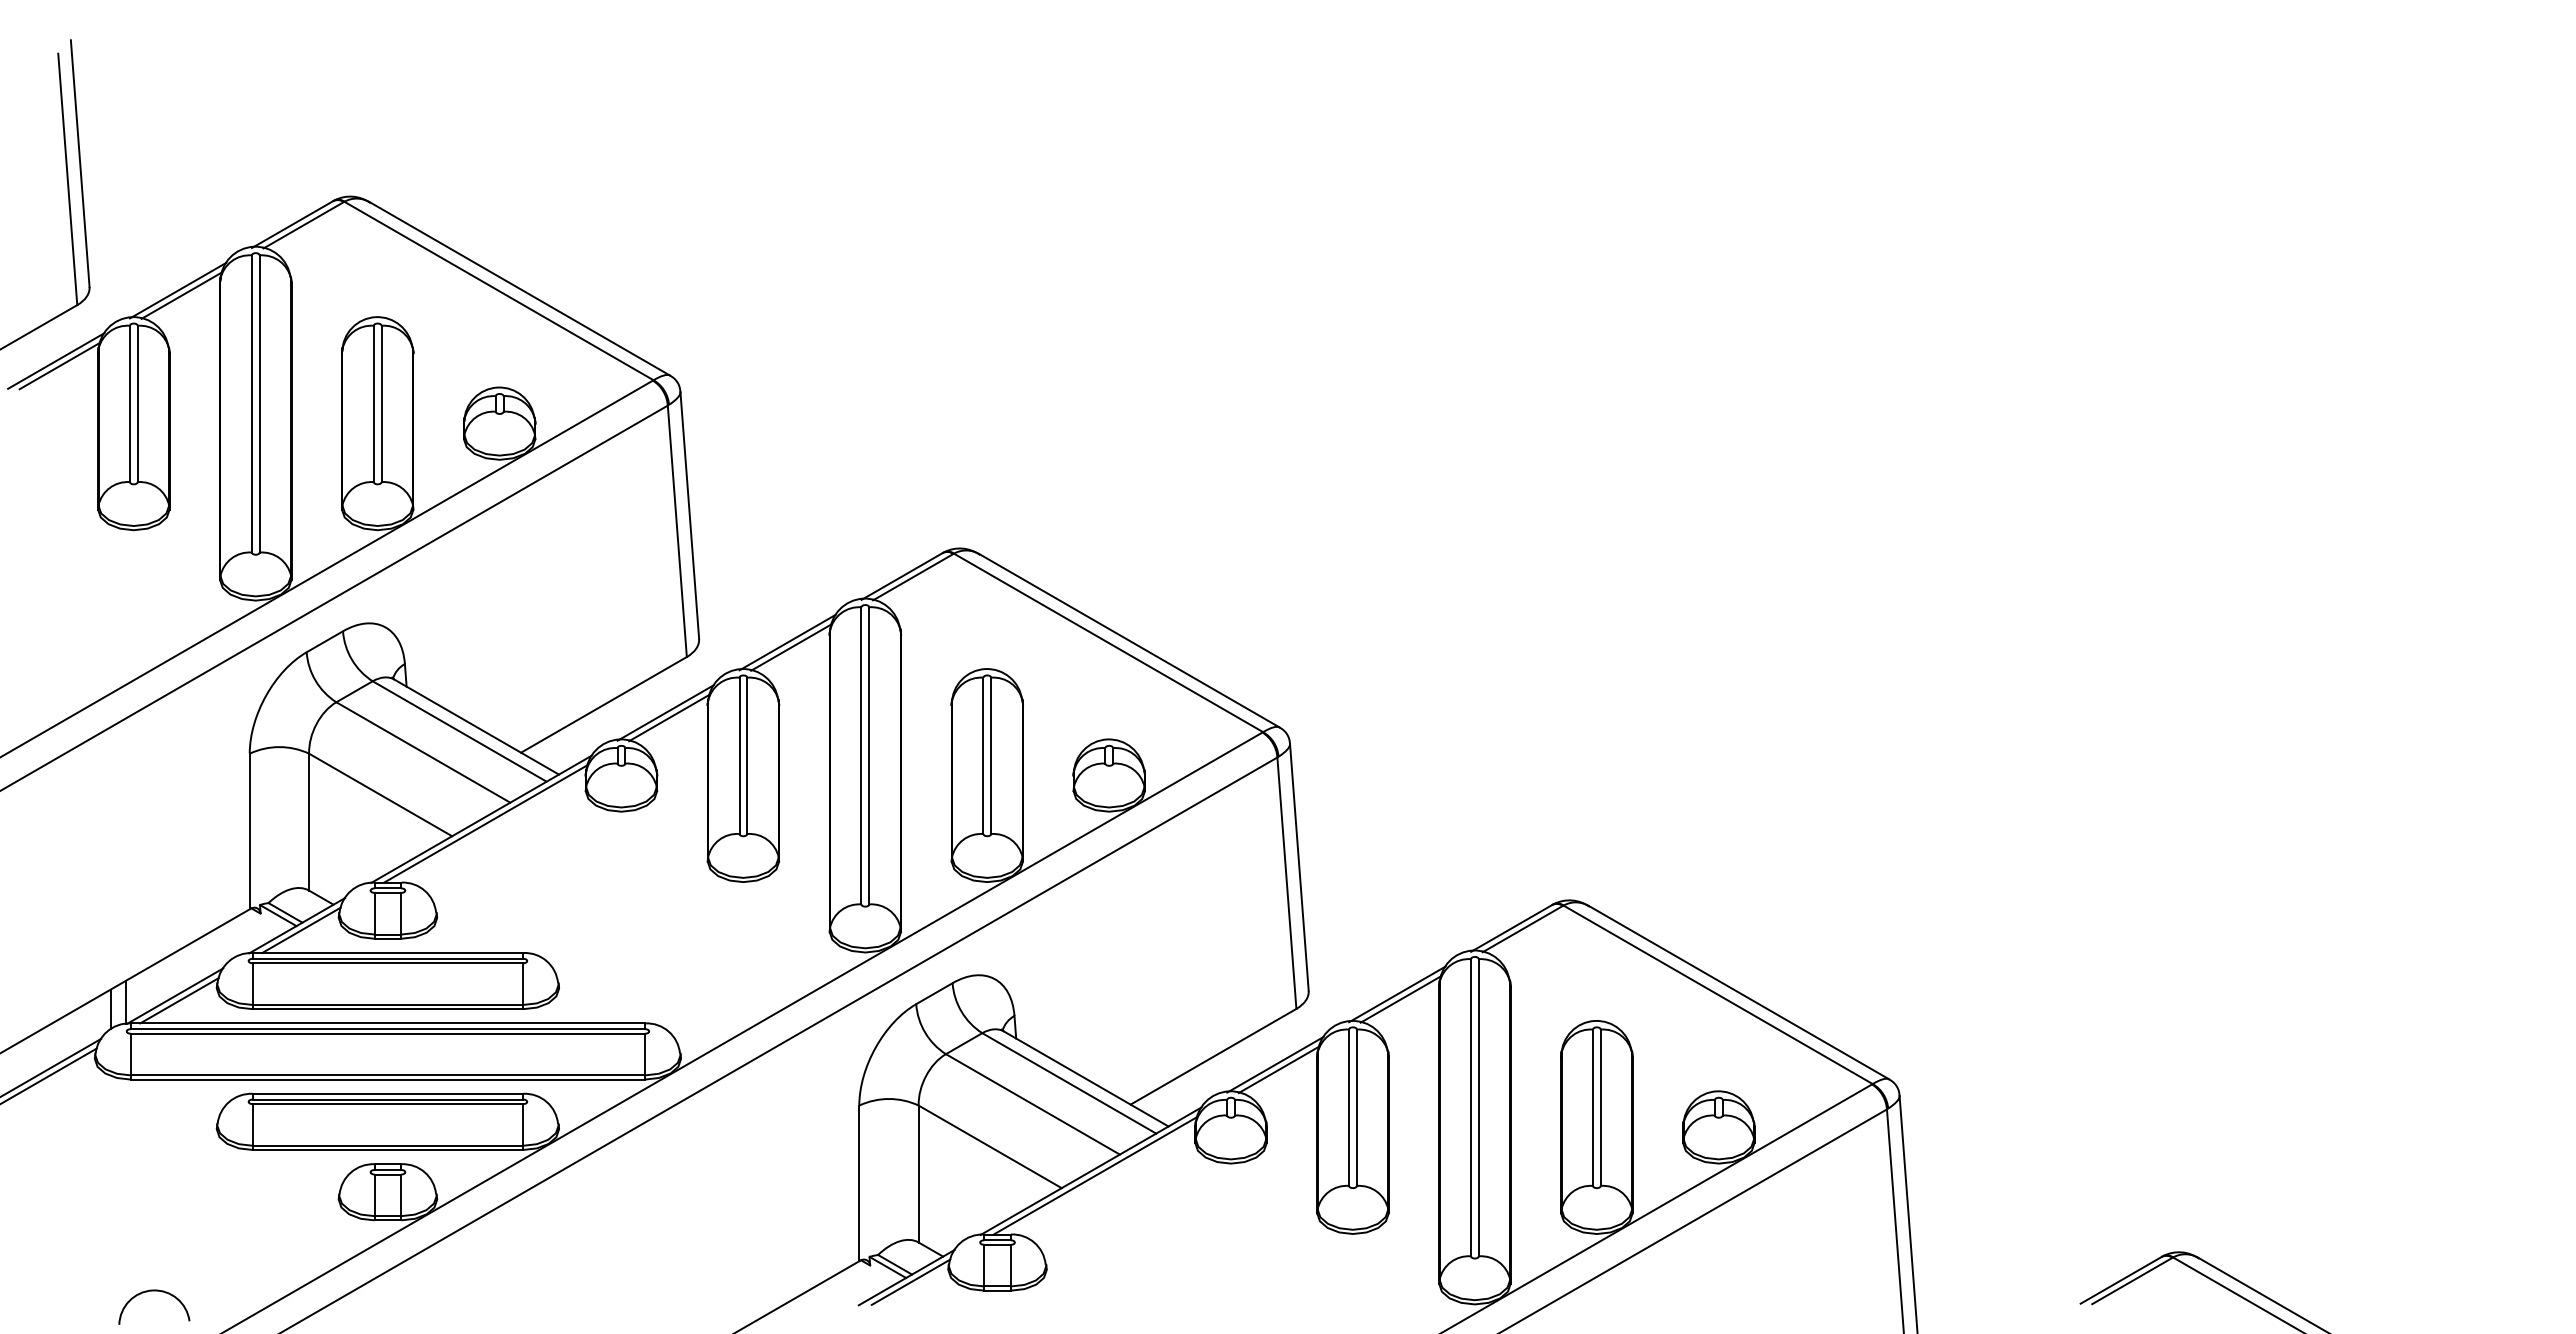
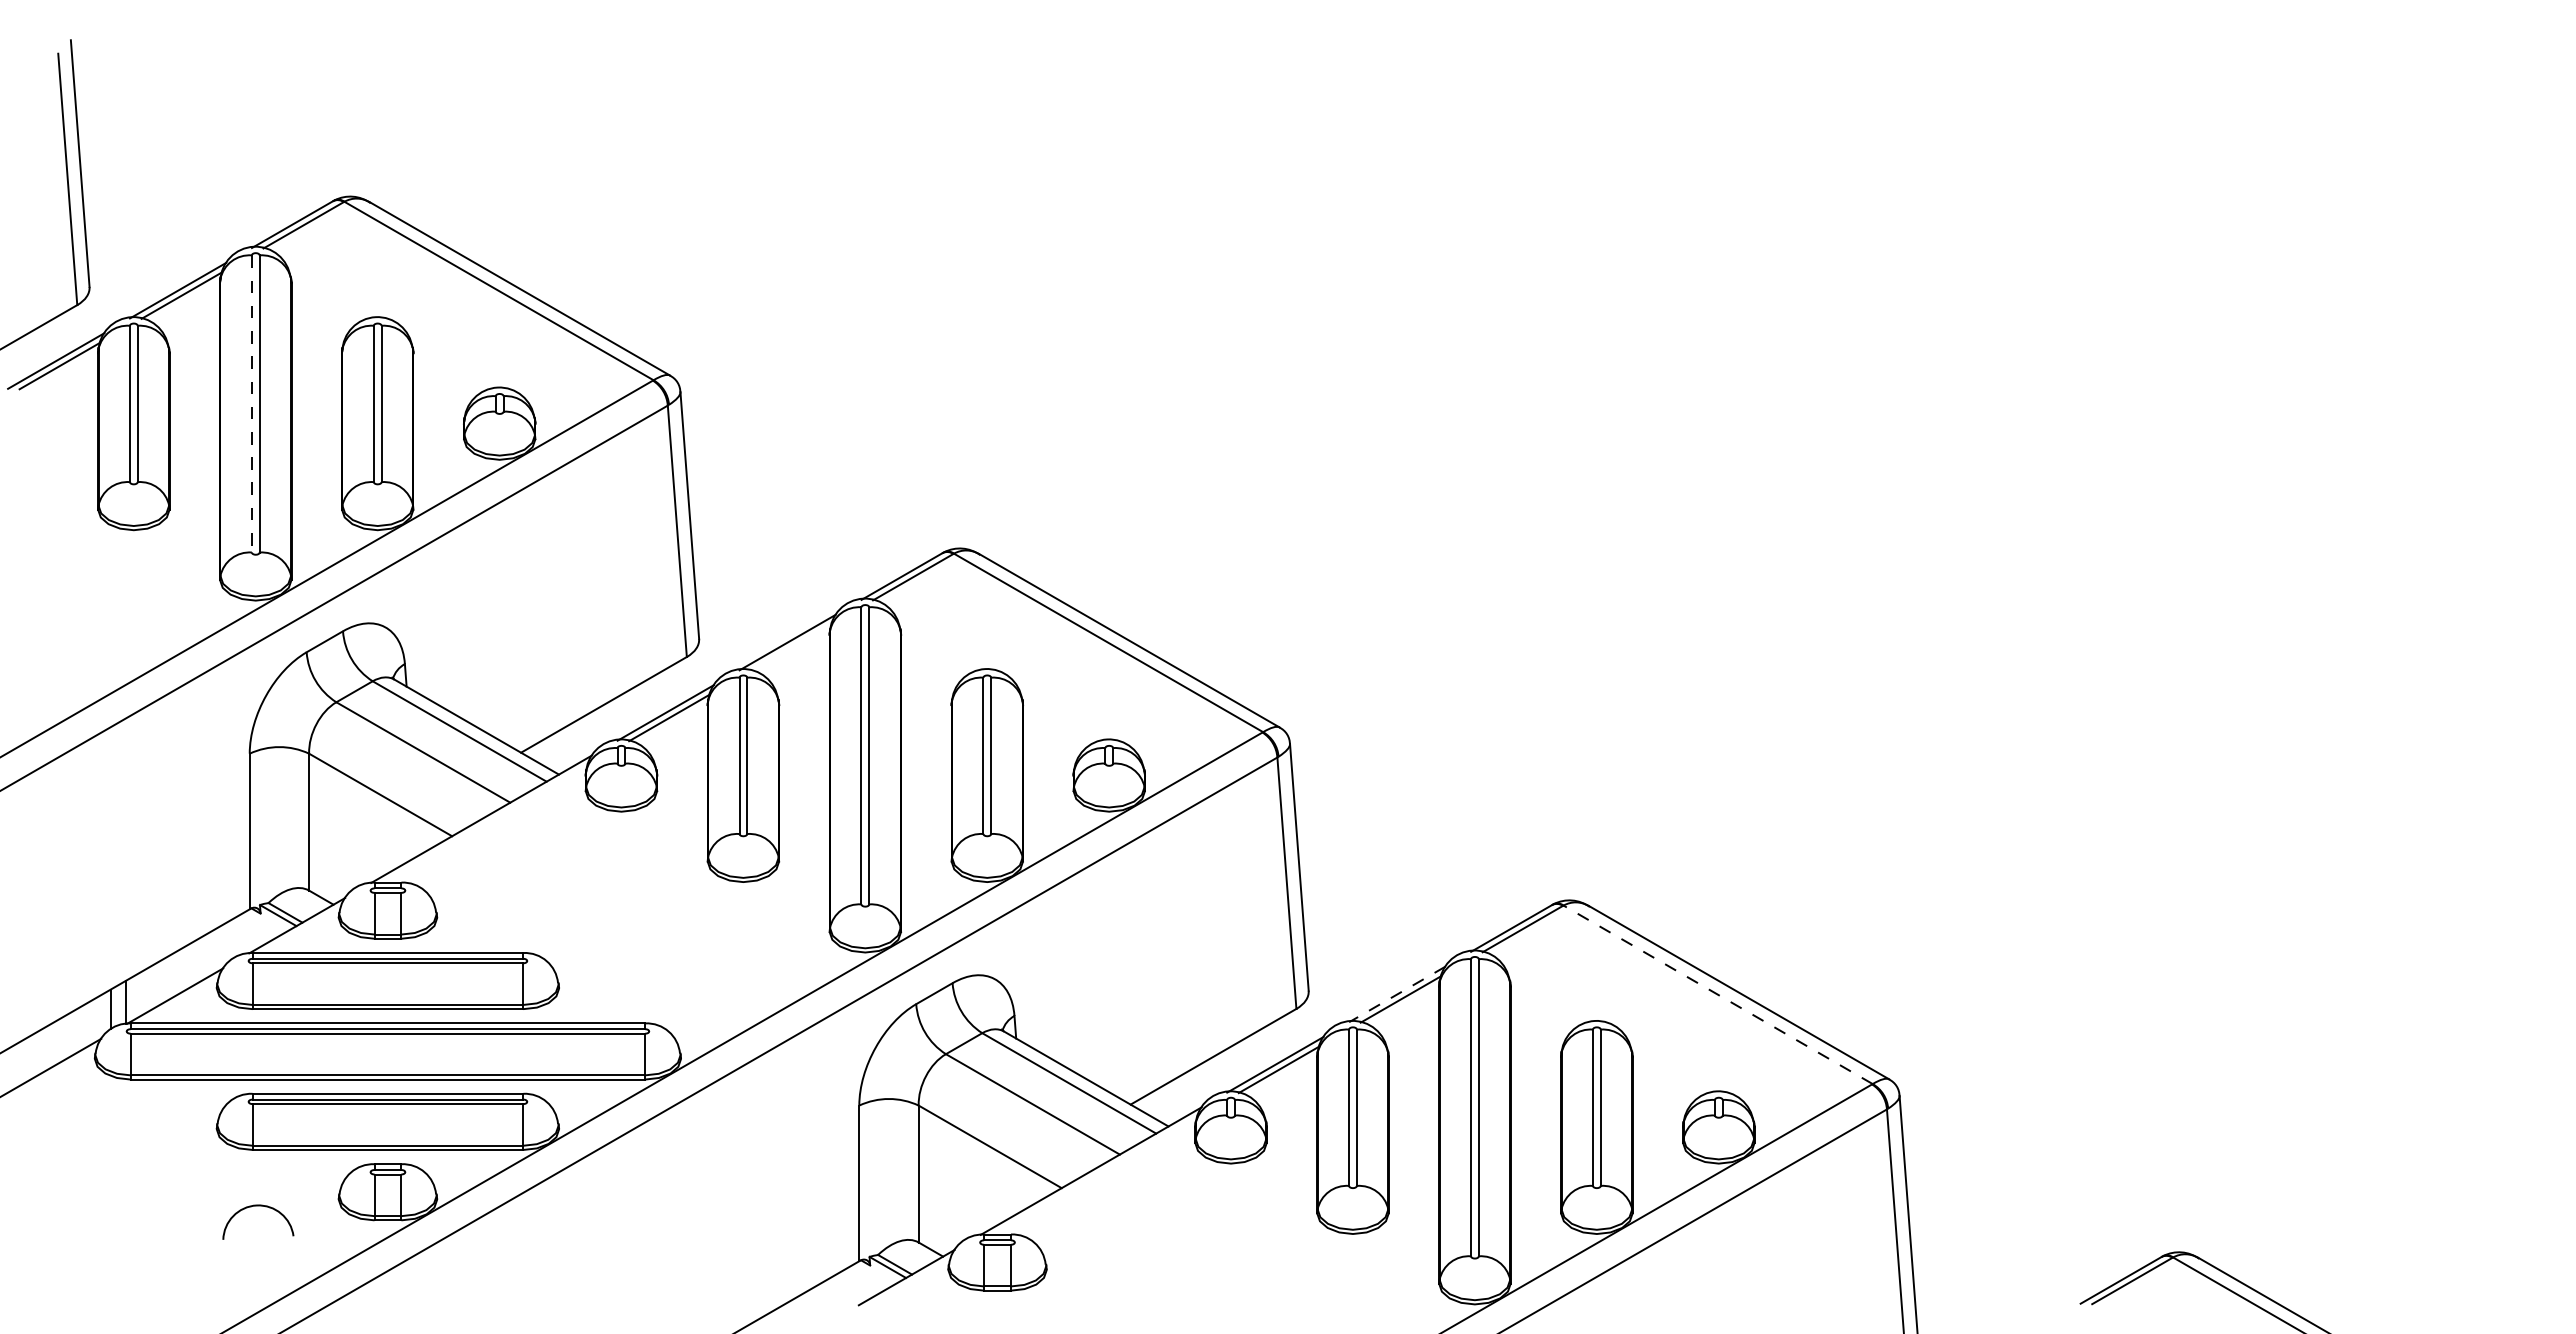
line: solid -> dashed (251, 403)
line: present -> none (791, 647)
line: present -> none (485, 823)
line: present -> none (301, 930)
line: solid -> dashed (1397, 994)
line: solid -> dashed (1717, 994)
line: present -> none (179, 1000)
line: present -> none (49, 1075)
line: present -> none (1095, 1175)
line: present -> none (910, 1281)
arc position: (154, 1291) -> (258, 1206) (258, 1206)
